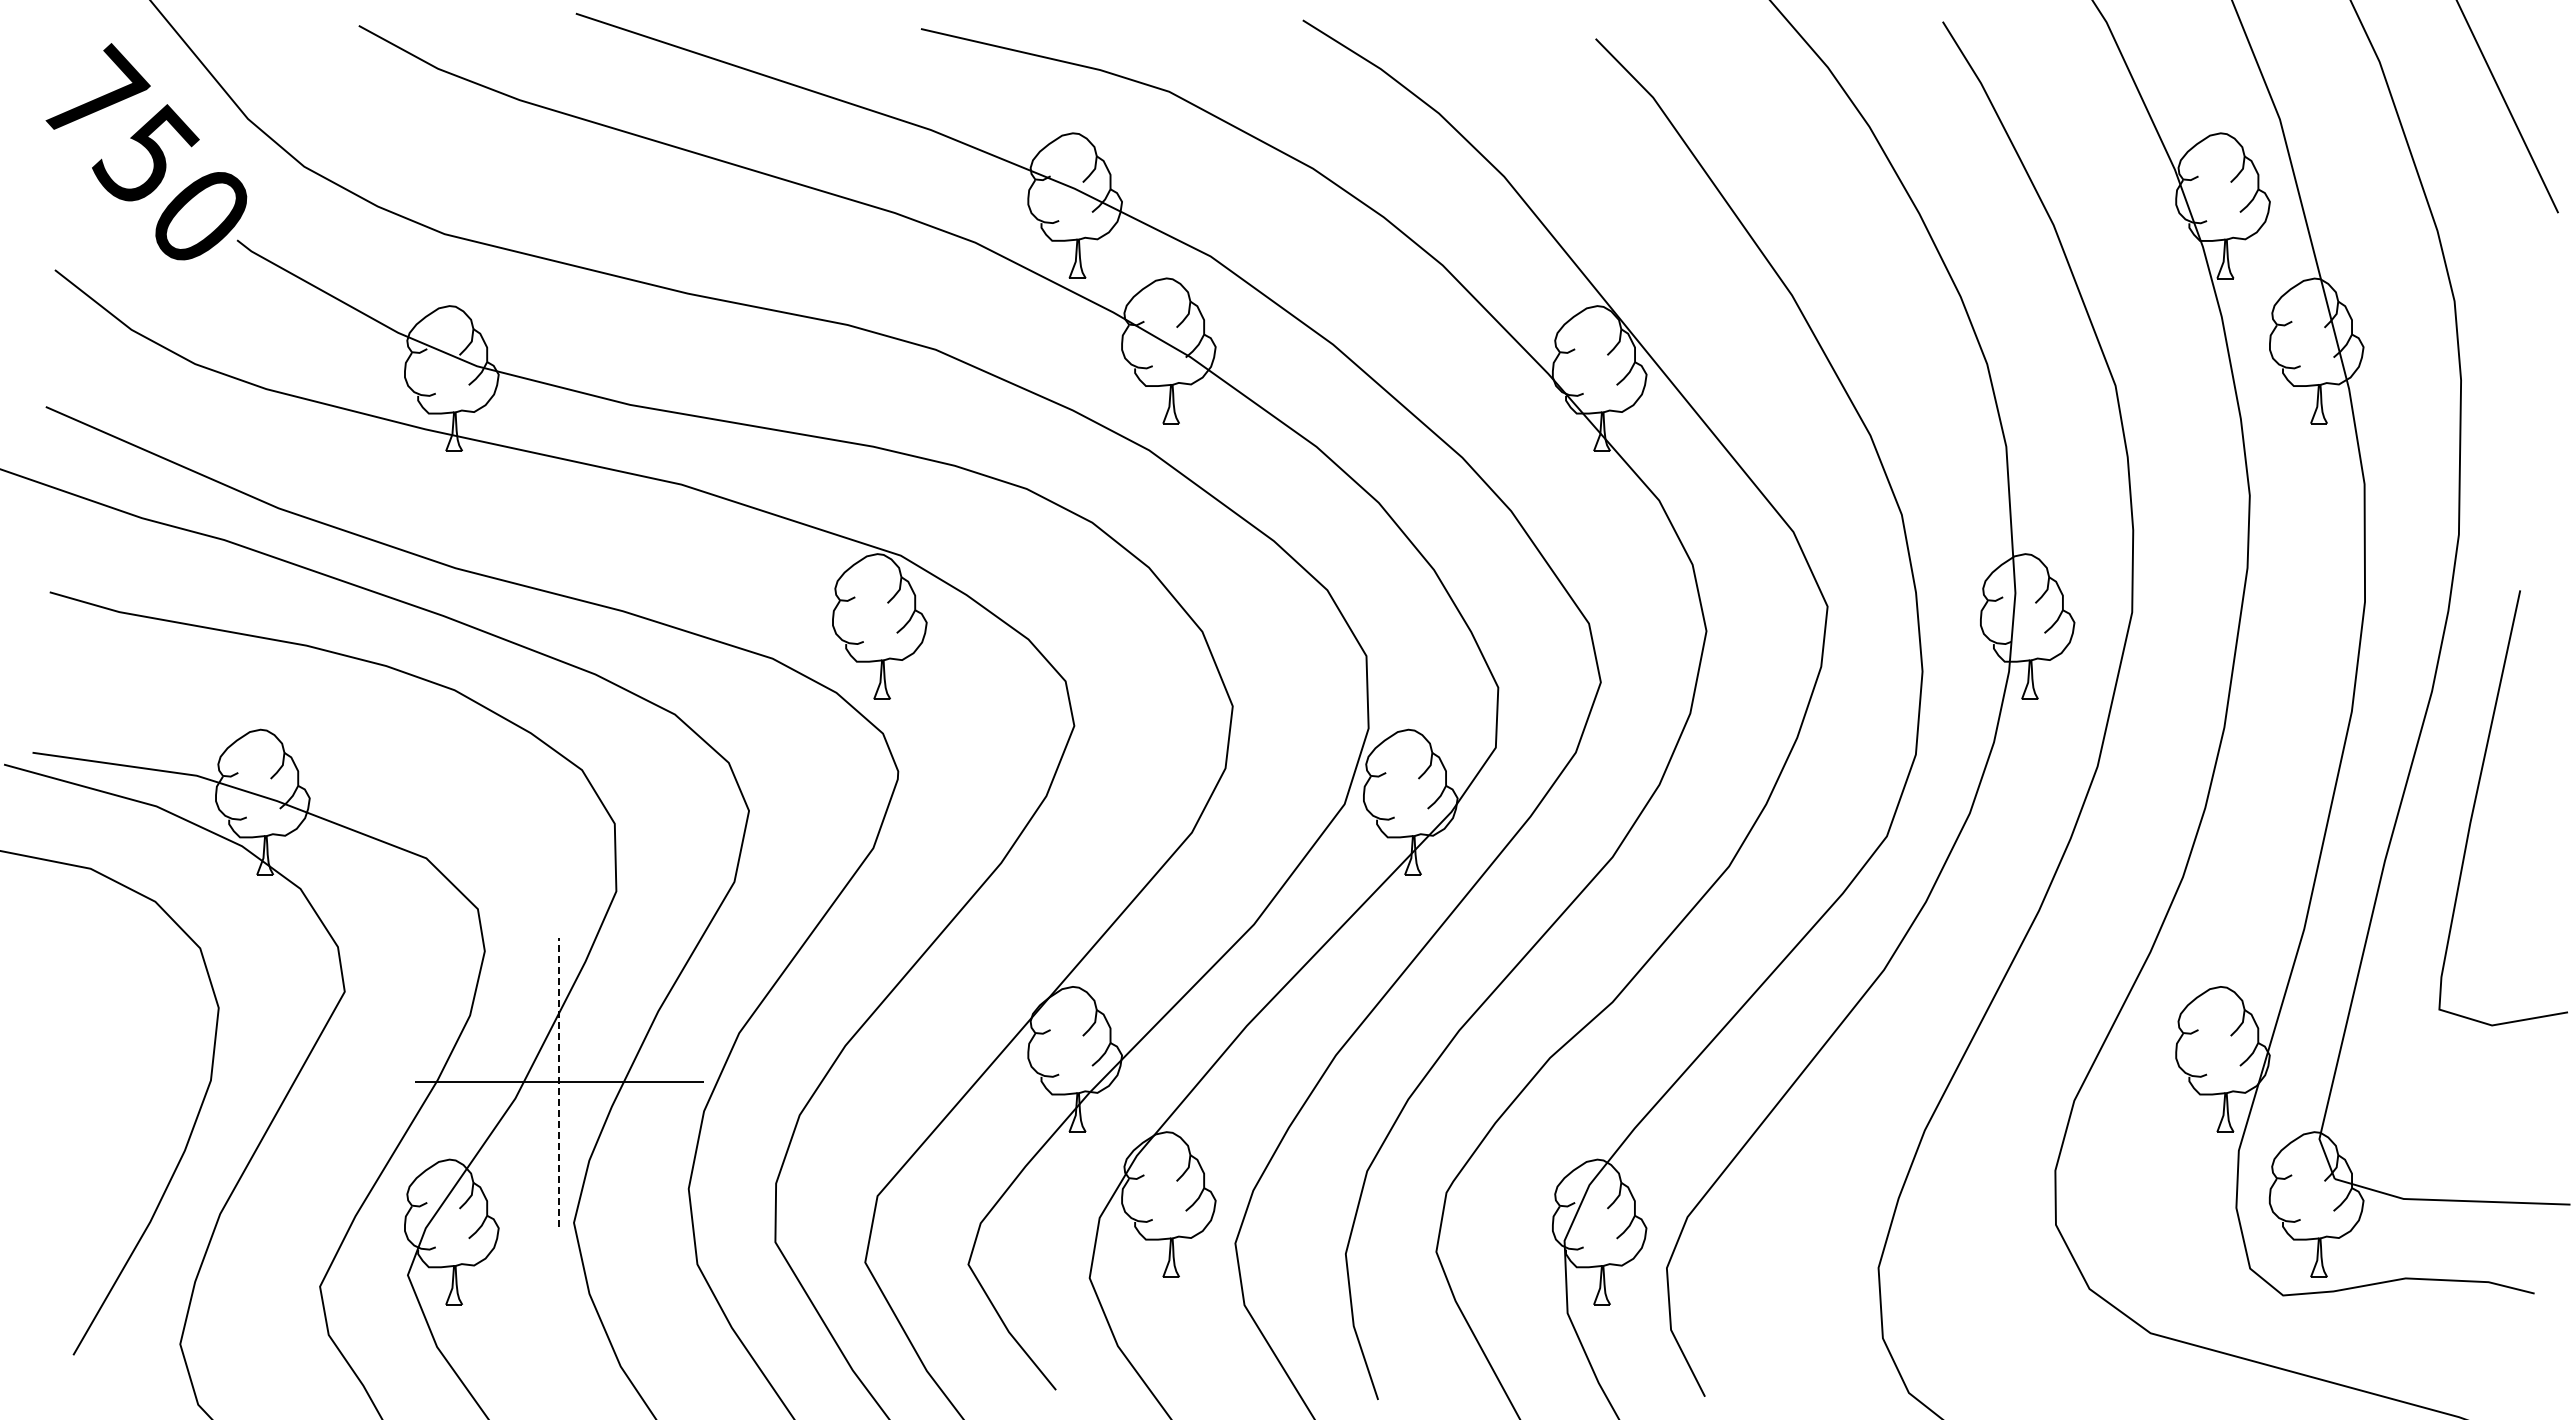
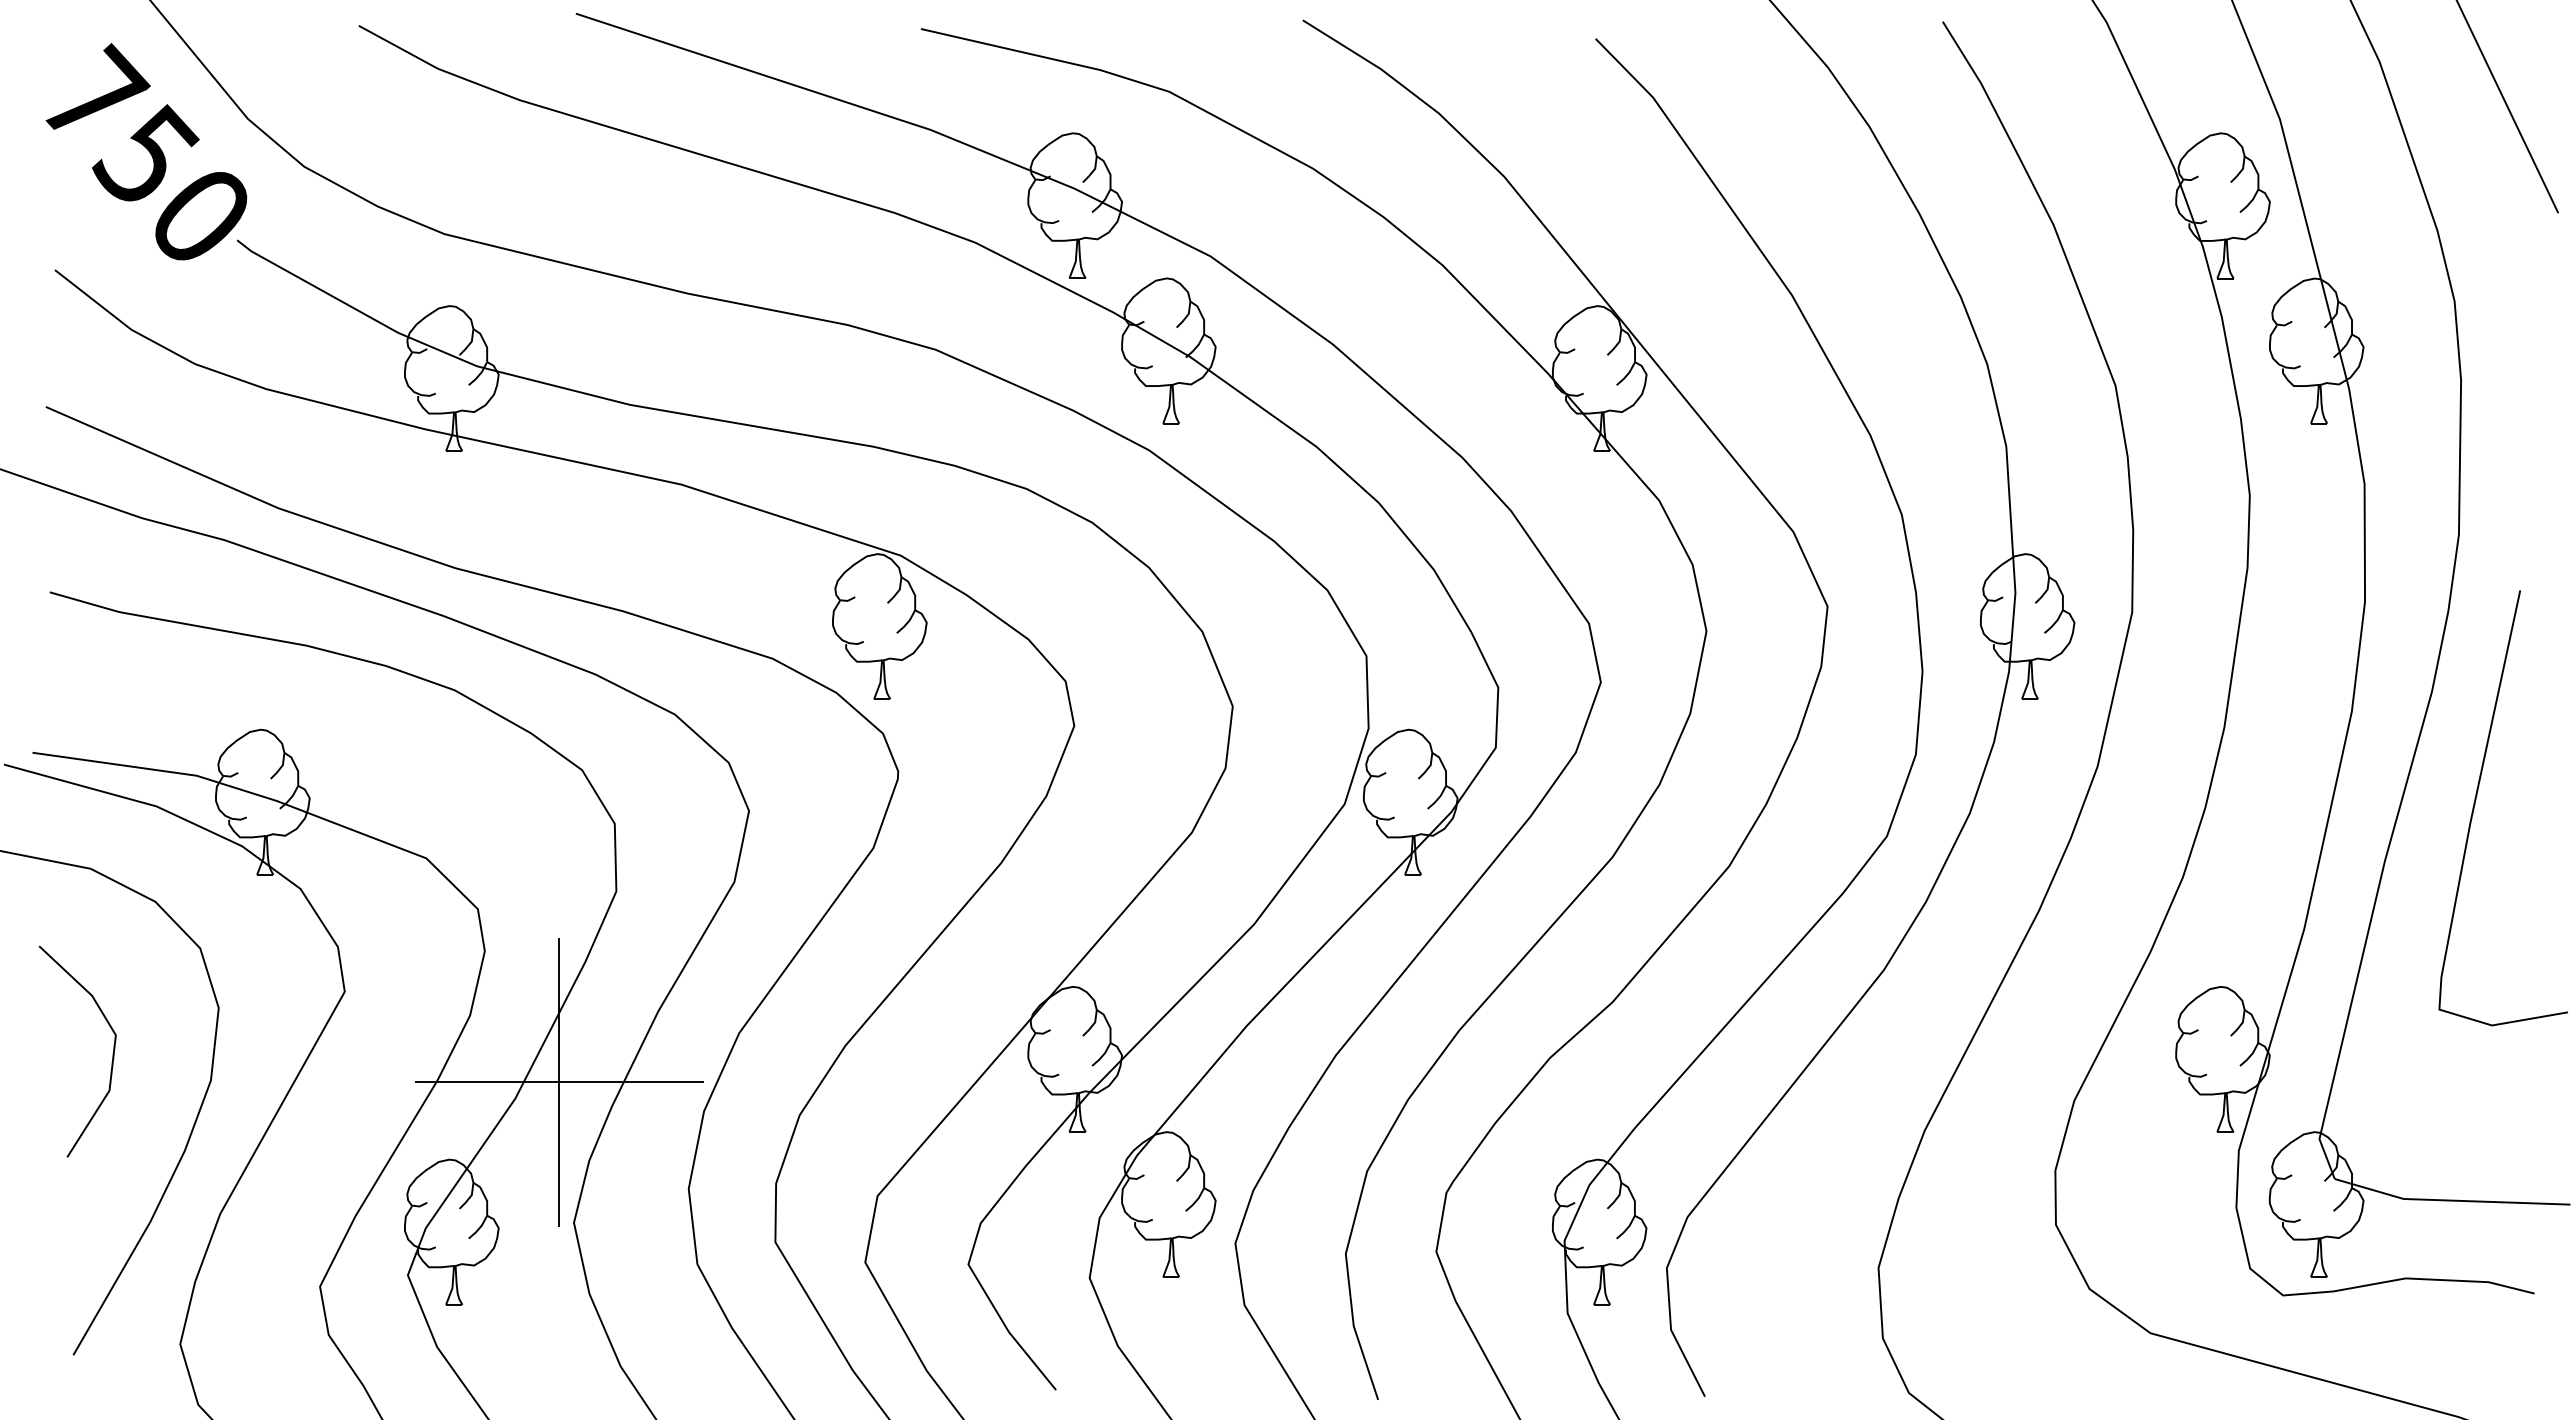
line: none -> present (112, 1053)
line: dashed -> solid (559, 1082)
